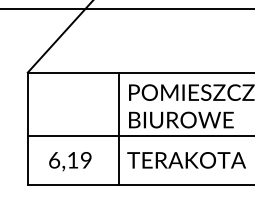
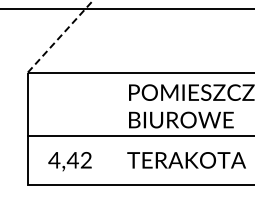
line: solid -> dashed (60, 36)
line: present -> none (119, 128)
text: 6,19 -> 4,42 (69, 160)
